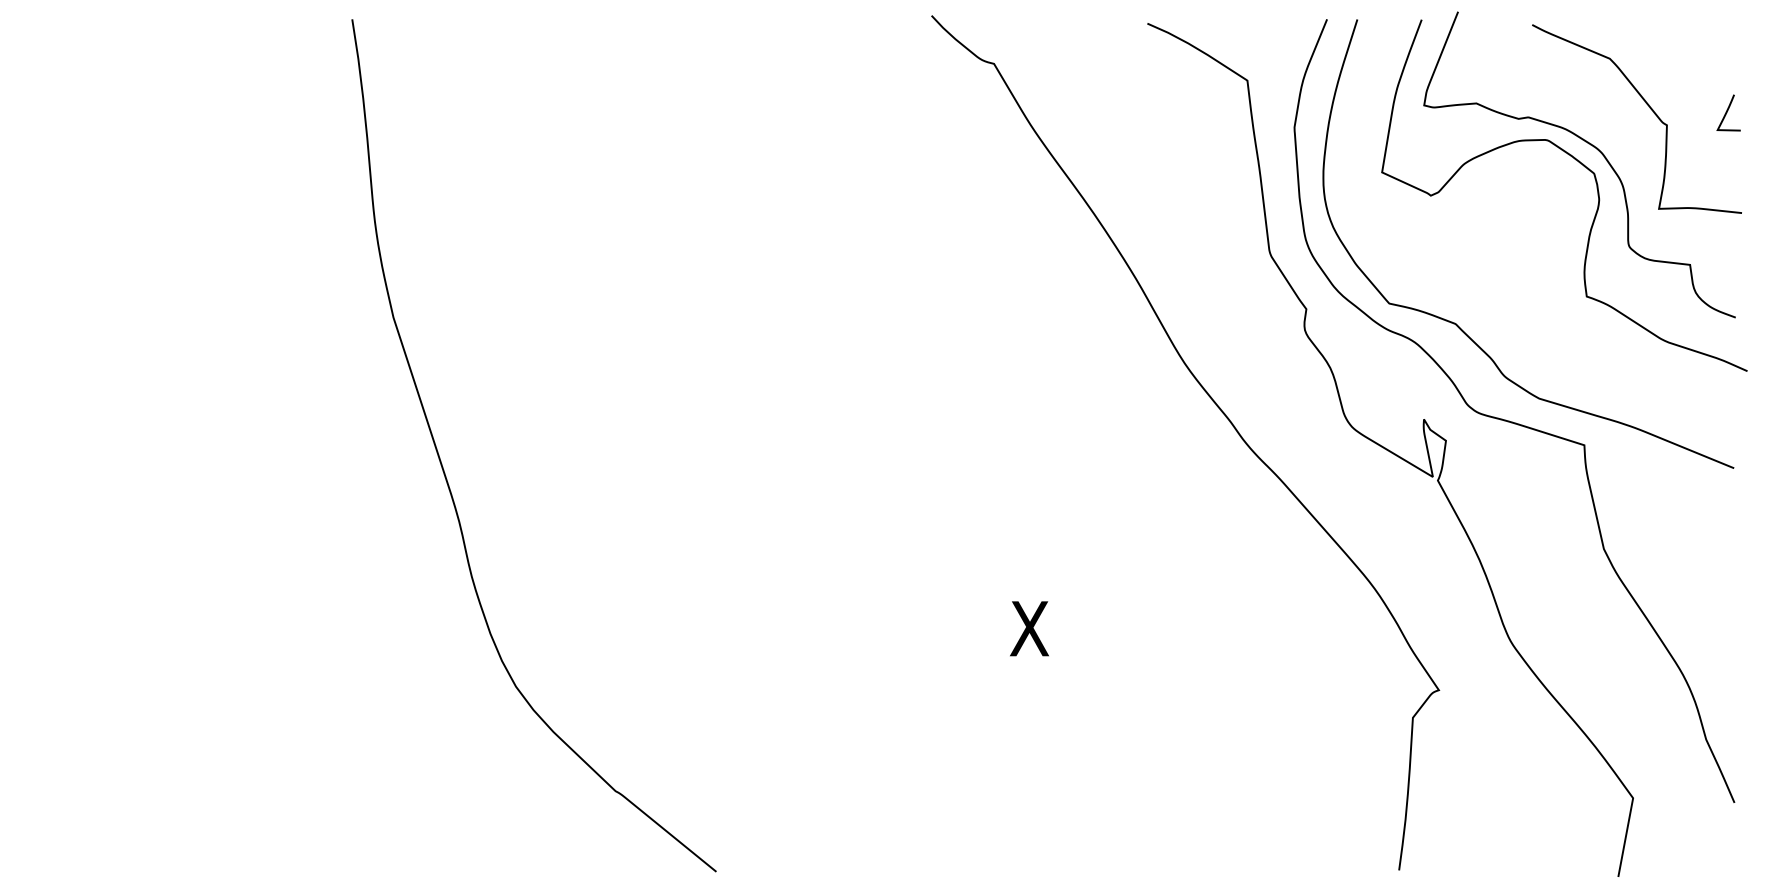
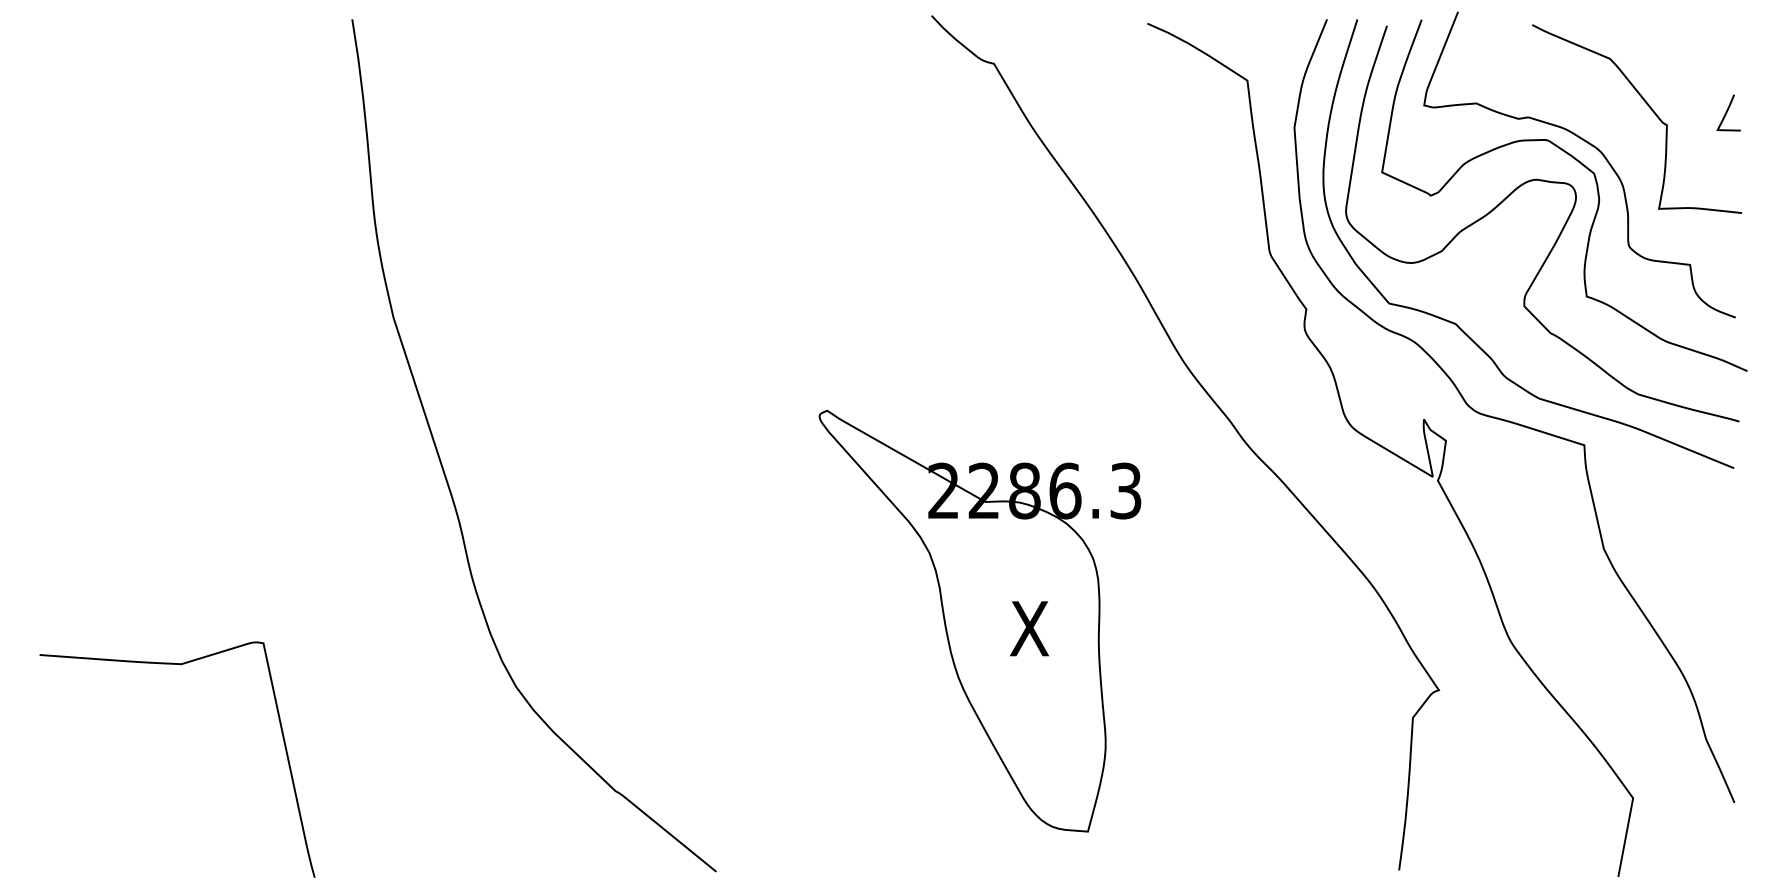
curve: none -> present (1560, 231)
part: none -> present (979, 620)
curve: none -> present (180, 665)
